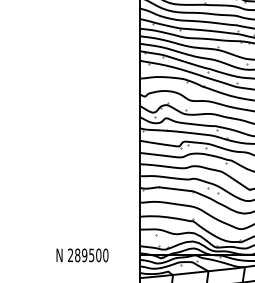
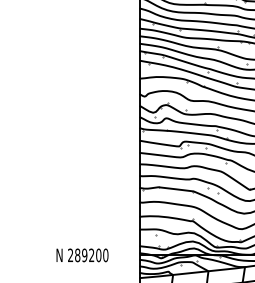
text: 289500 -> 289200 (91, 255)
